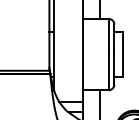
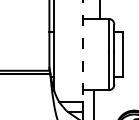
line: solid -> dashed (82, 50)
line position: (100, 103) -> (94, 103) (94, 103)
